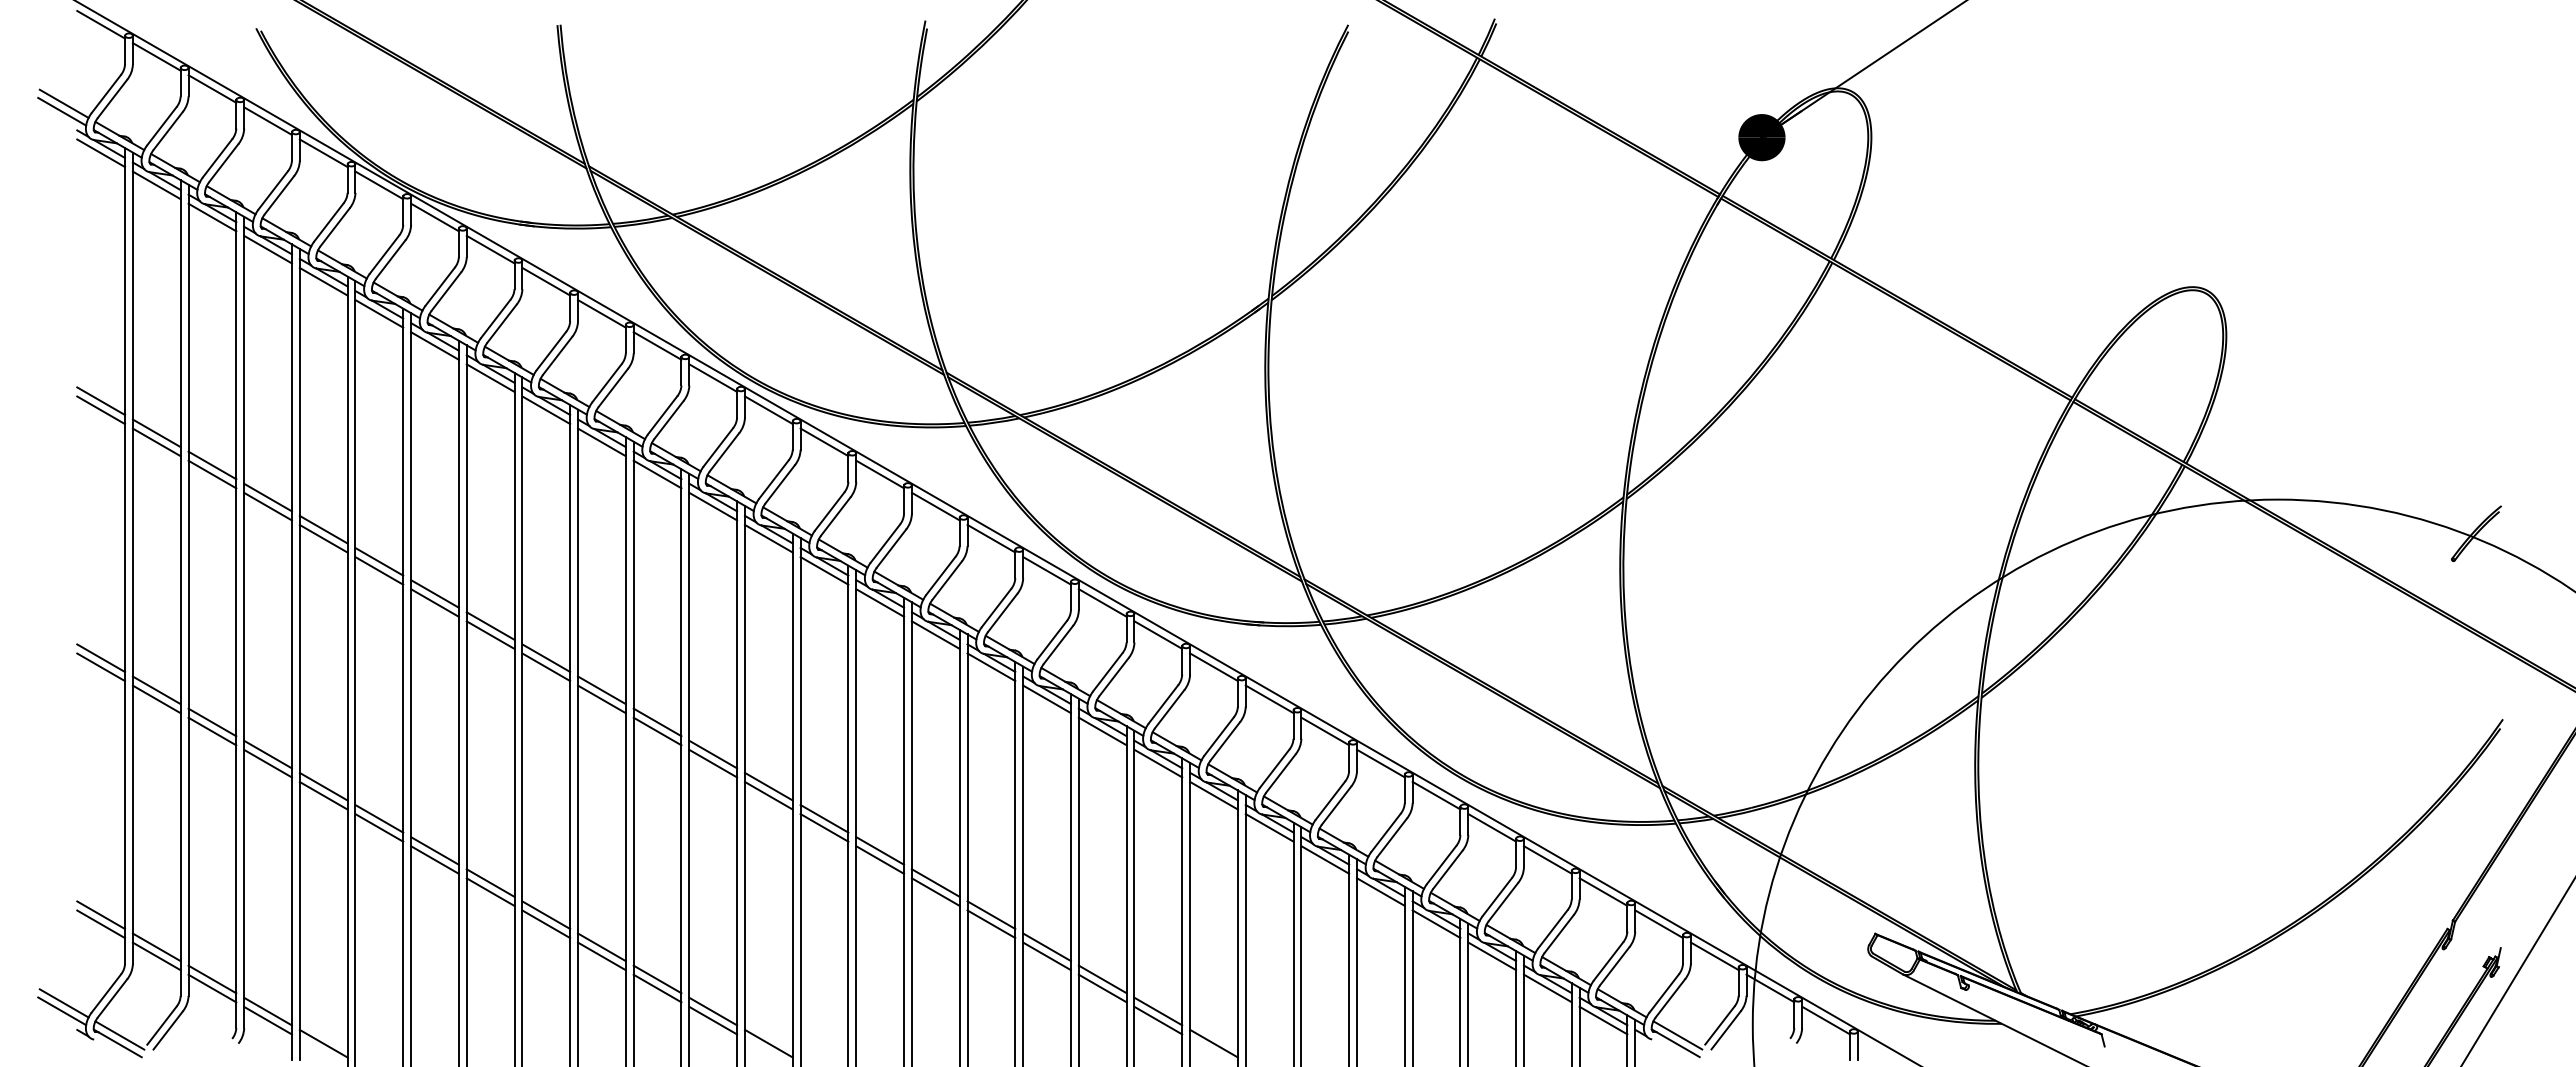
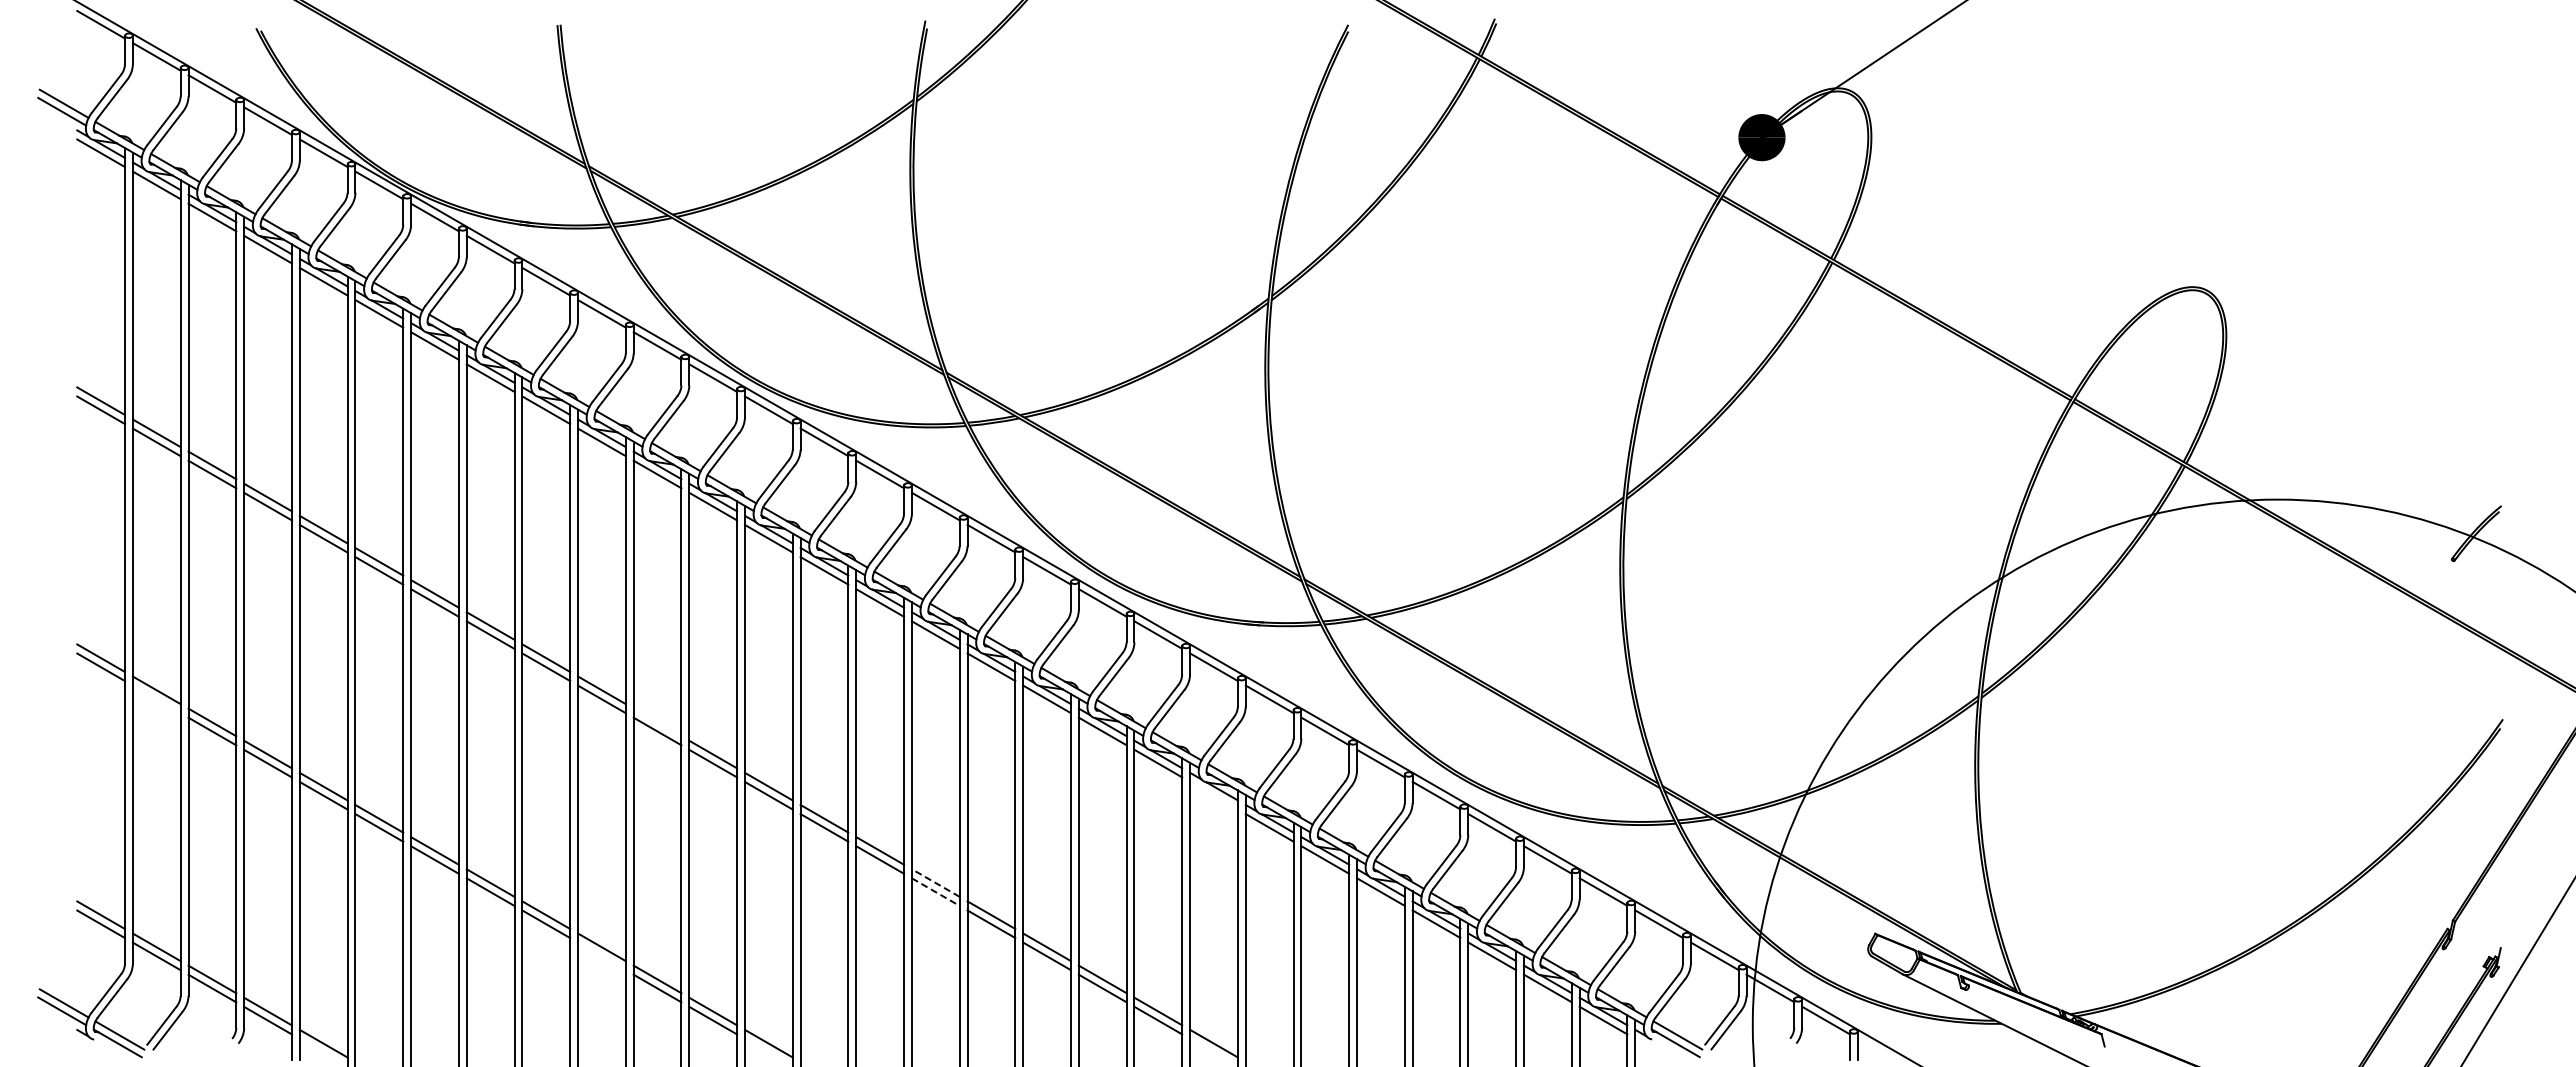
line: present -> none (156, 699)
line: present -> none (657, 722)
line: present -> none (1213, 795)
line: solid -> dashed (935, 883)
line: solid -> dashed (935, 892)
line: present -> none (601, 956)
